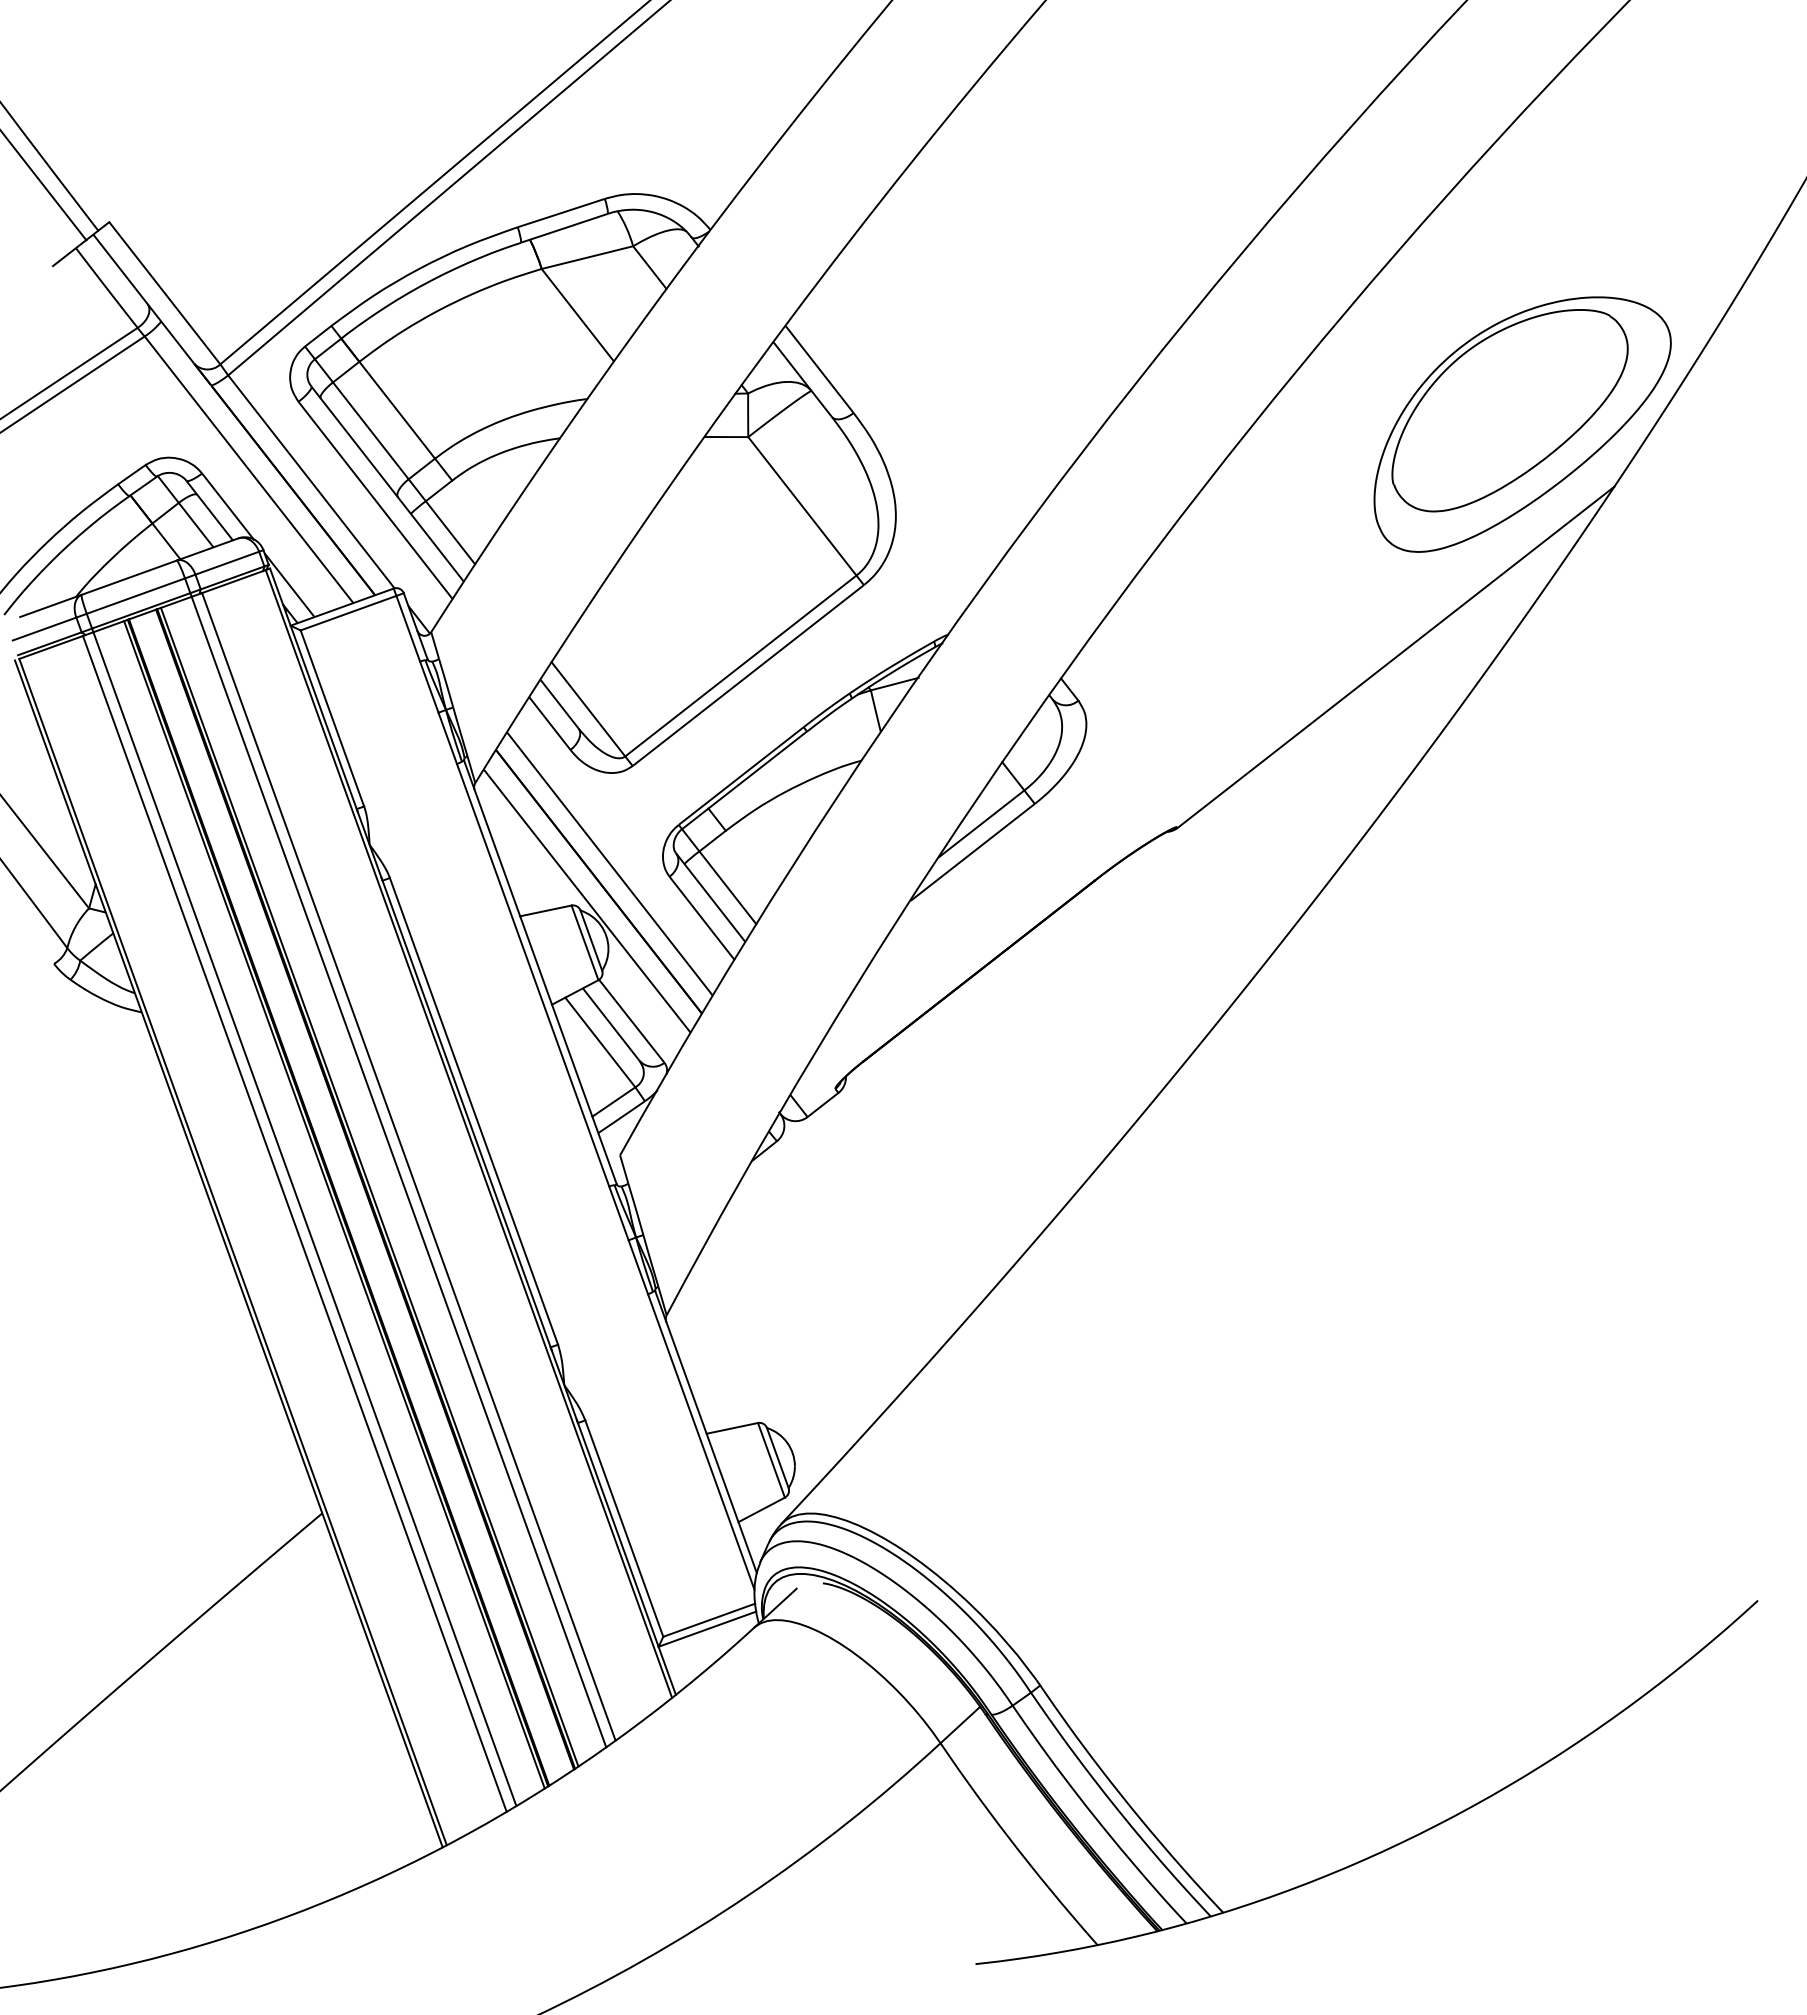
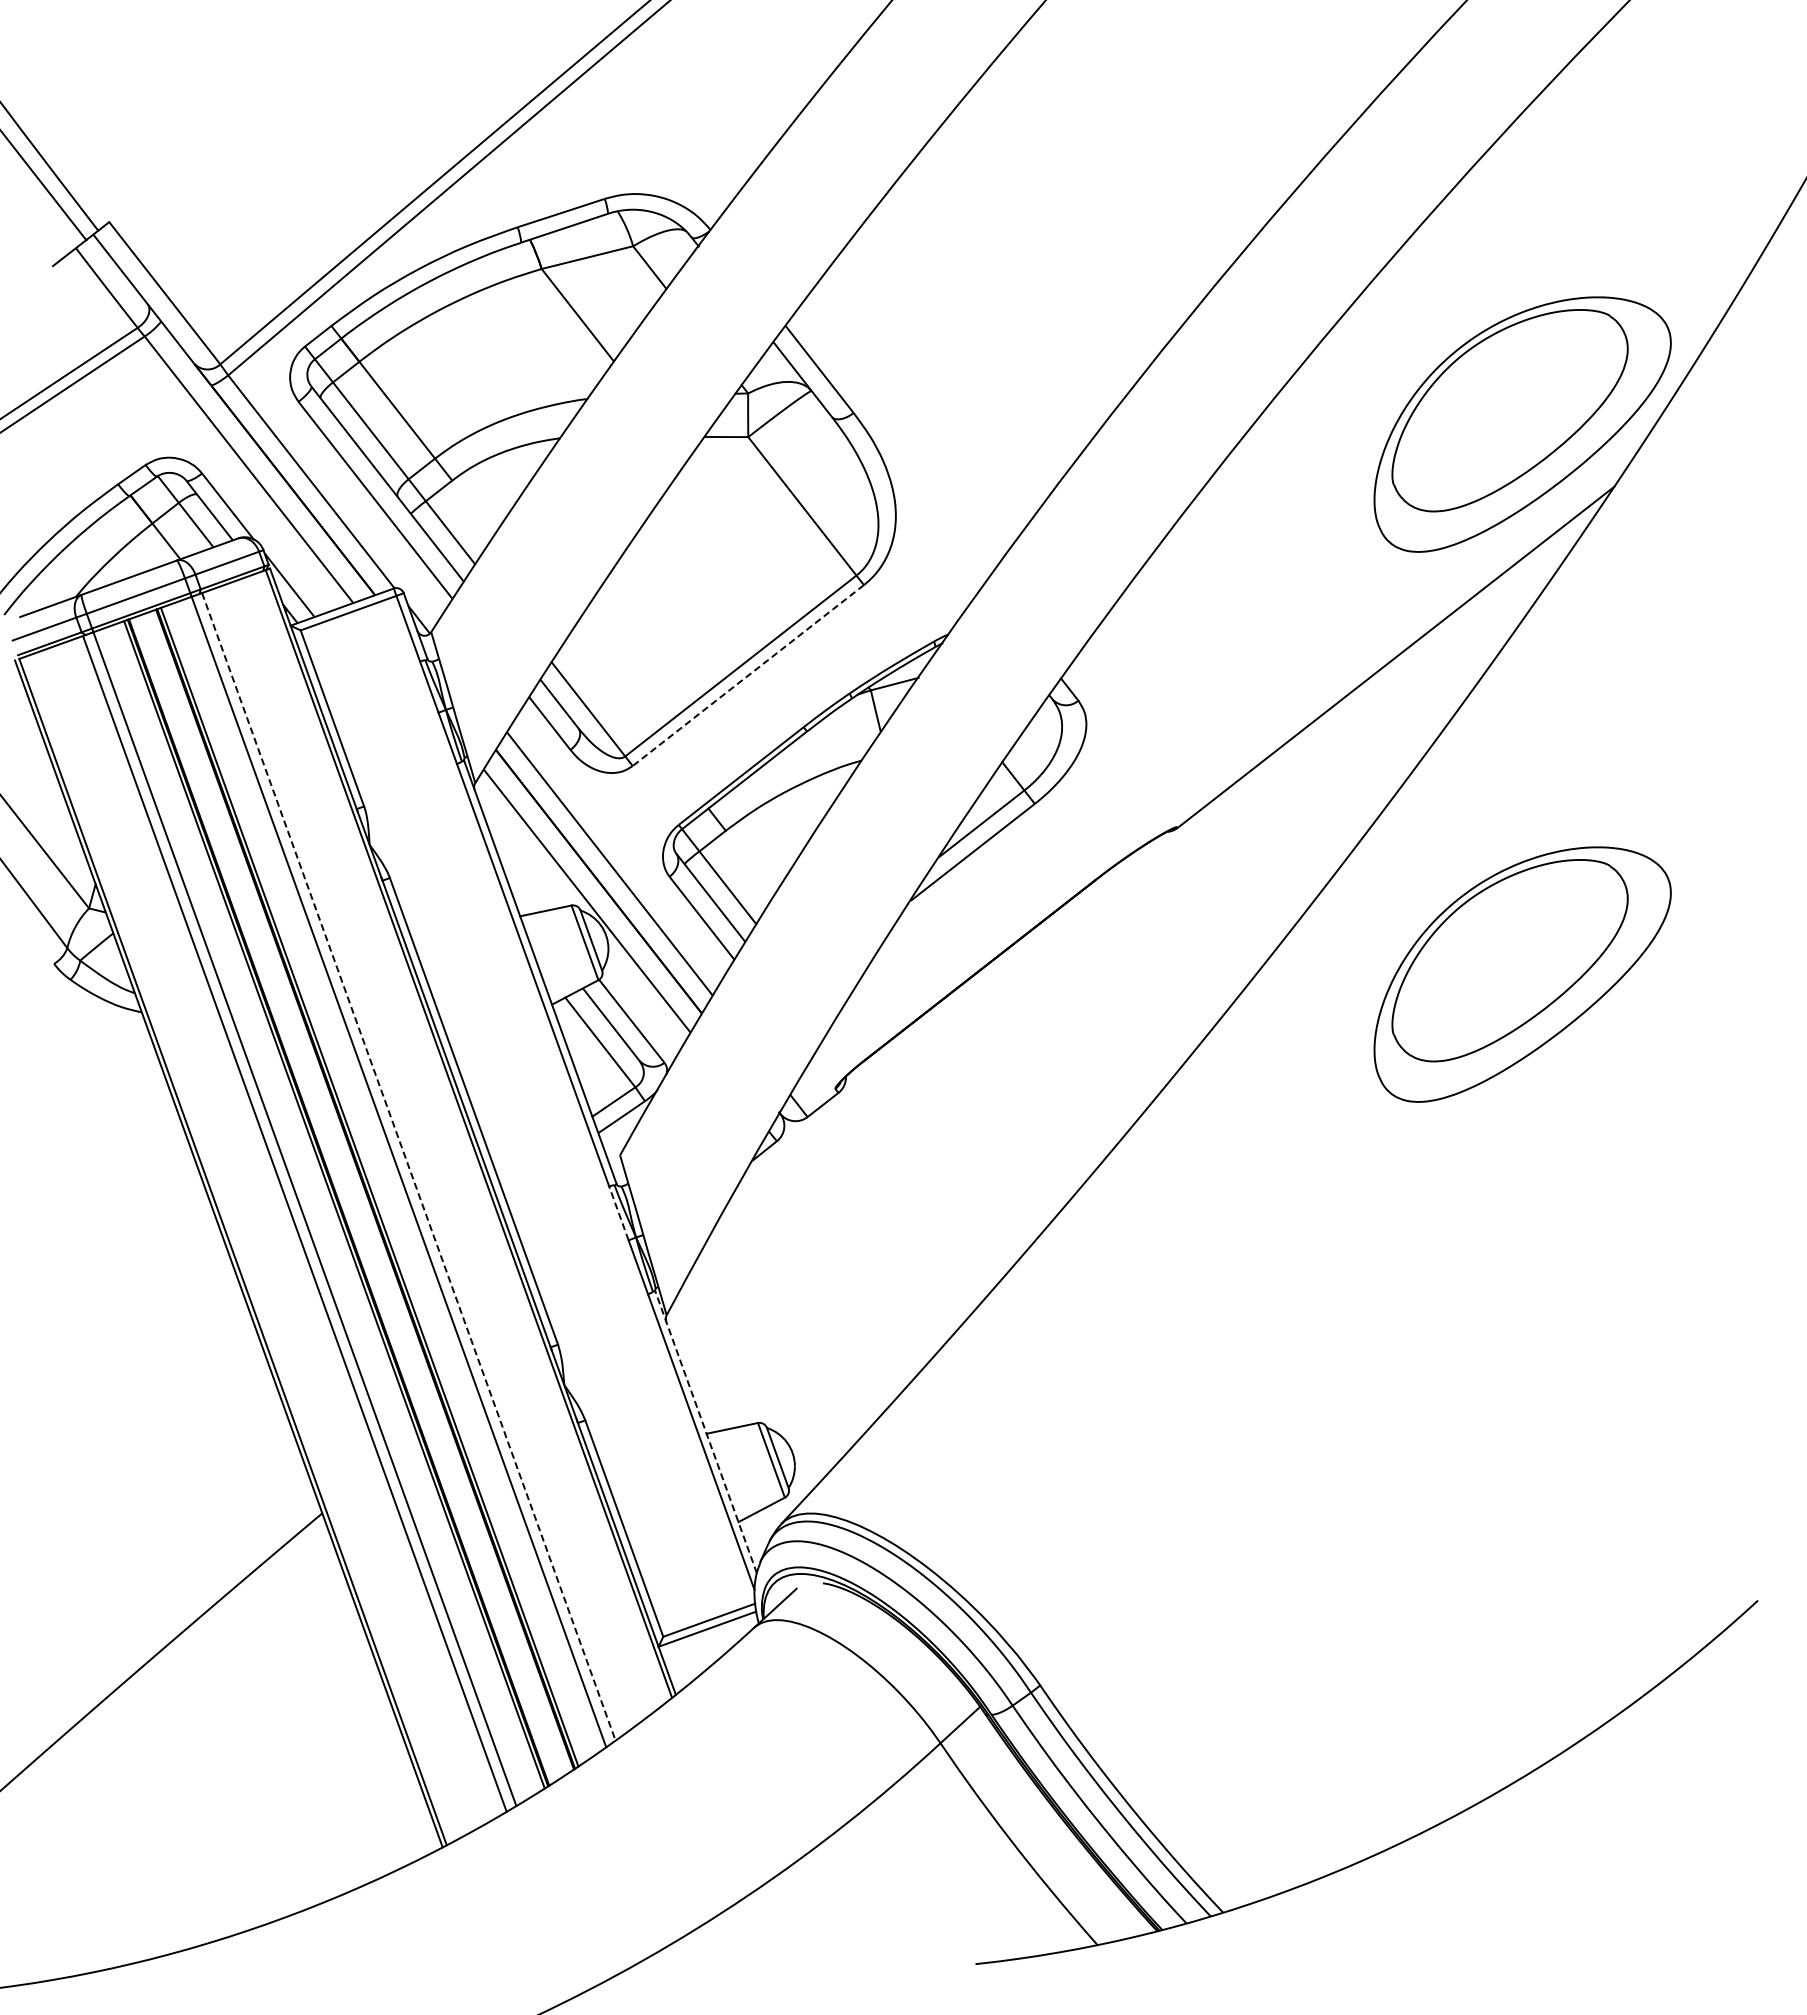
line: solid -> dashed (748, 675)
part: none -> present (1522, 974)
line: solid -> dashed (408, 1166)
line: solid -> dashed (618, 1213)
line: solid -> dashed (706, 1432)
